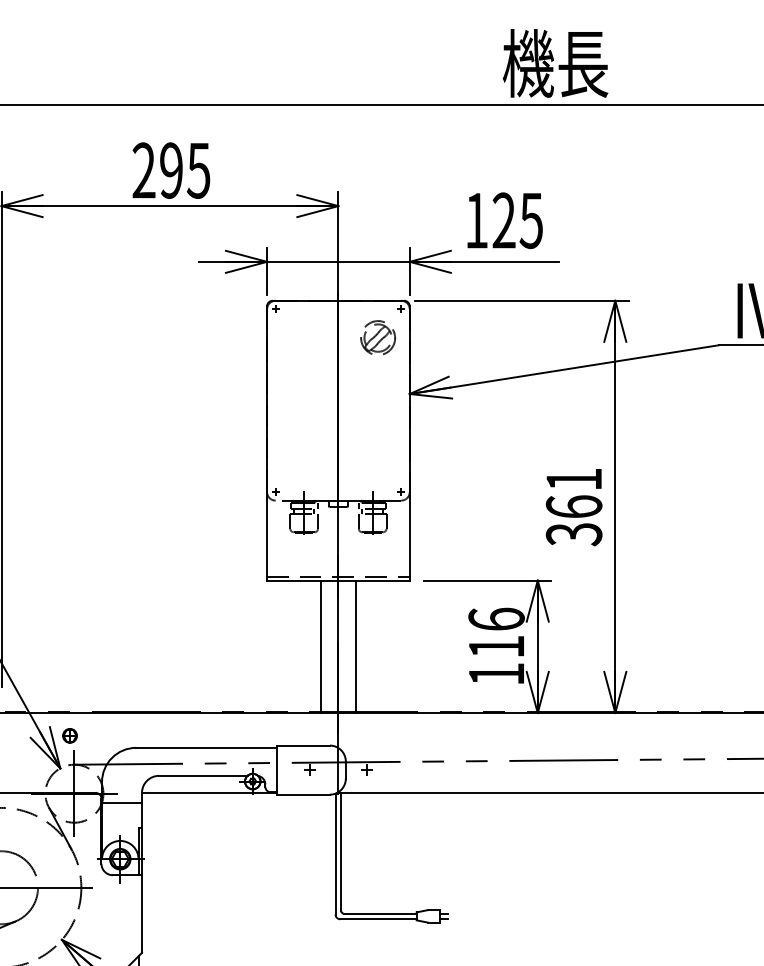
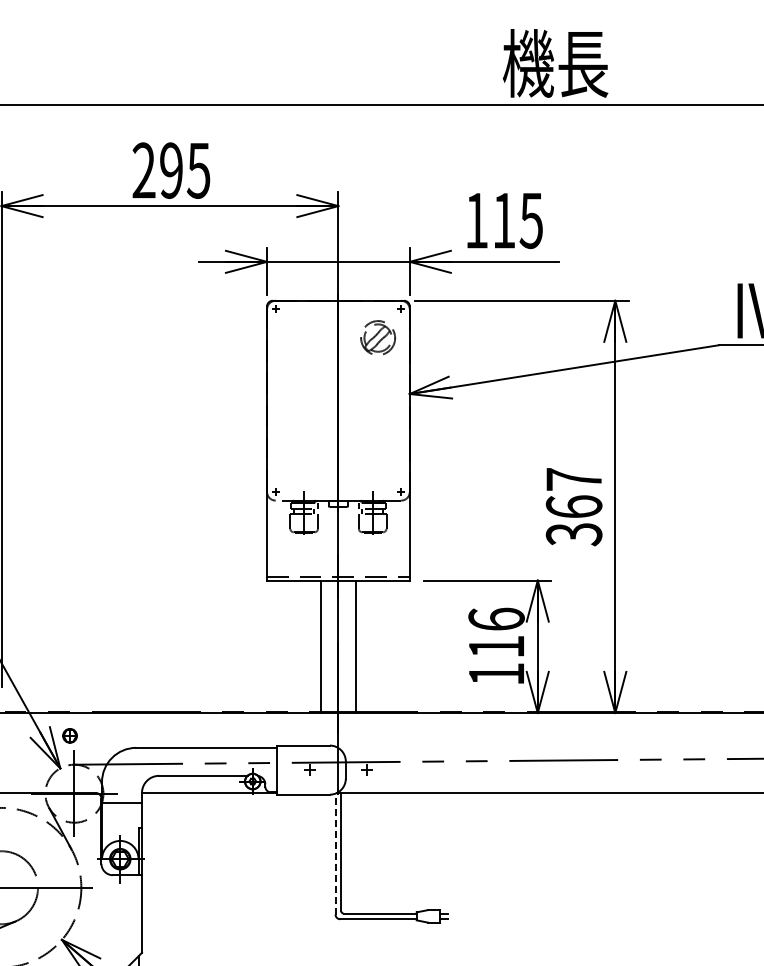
text: 125 -> 115 (503, 220)
text: 361 -> 367 (573, 479)
line: solid -> dashed (335, 854)
